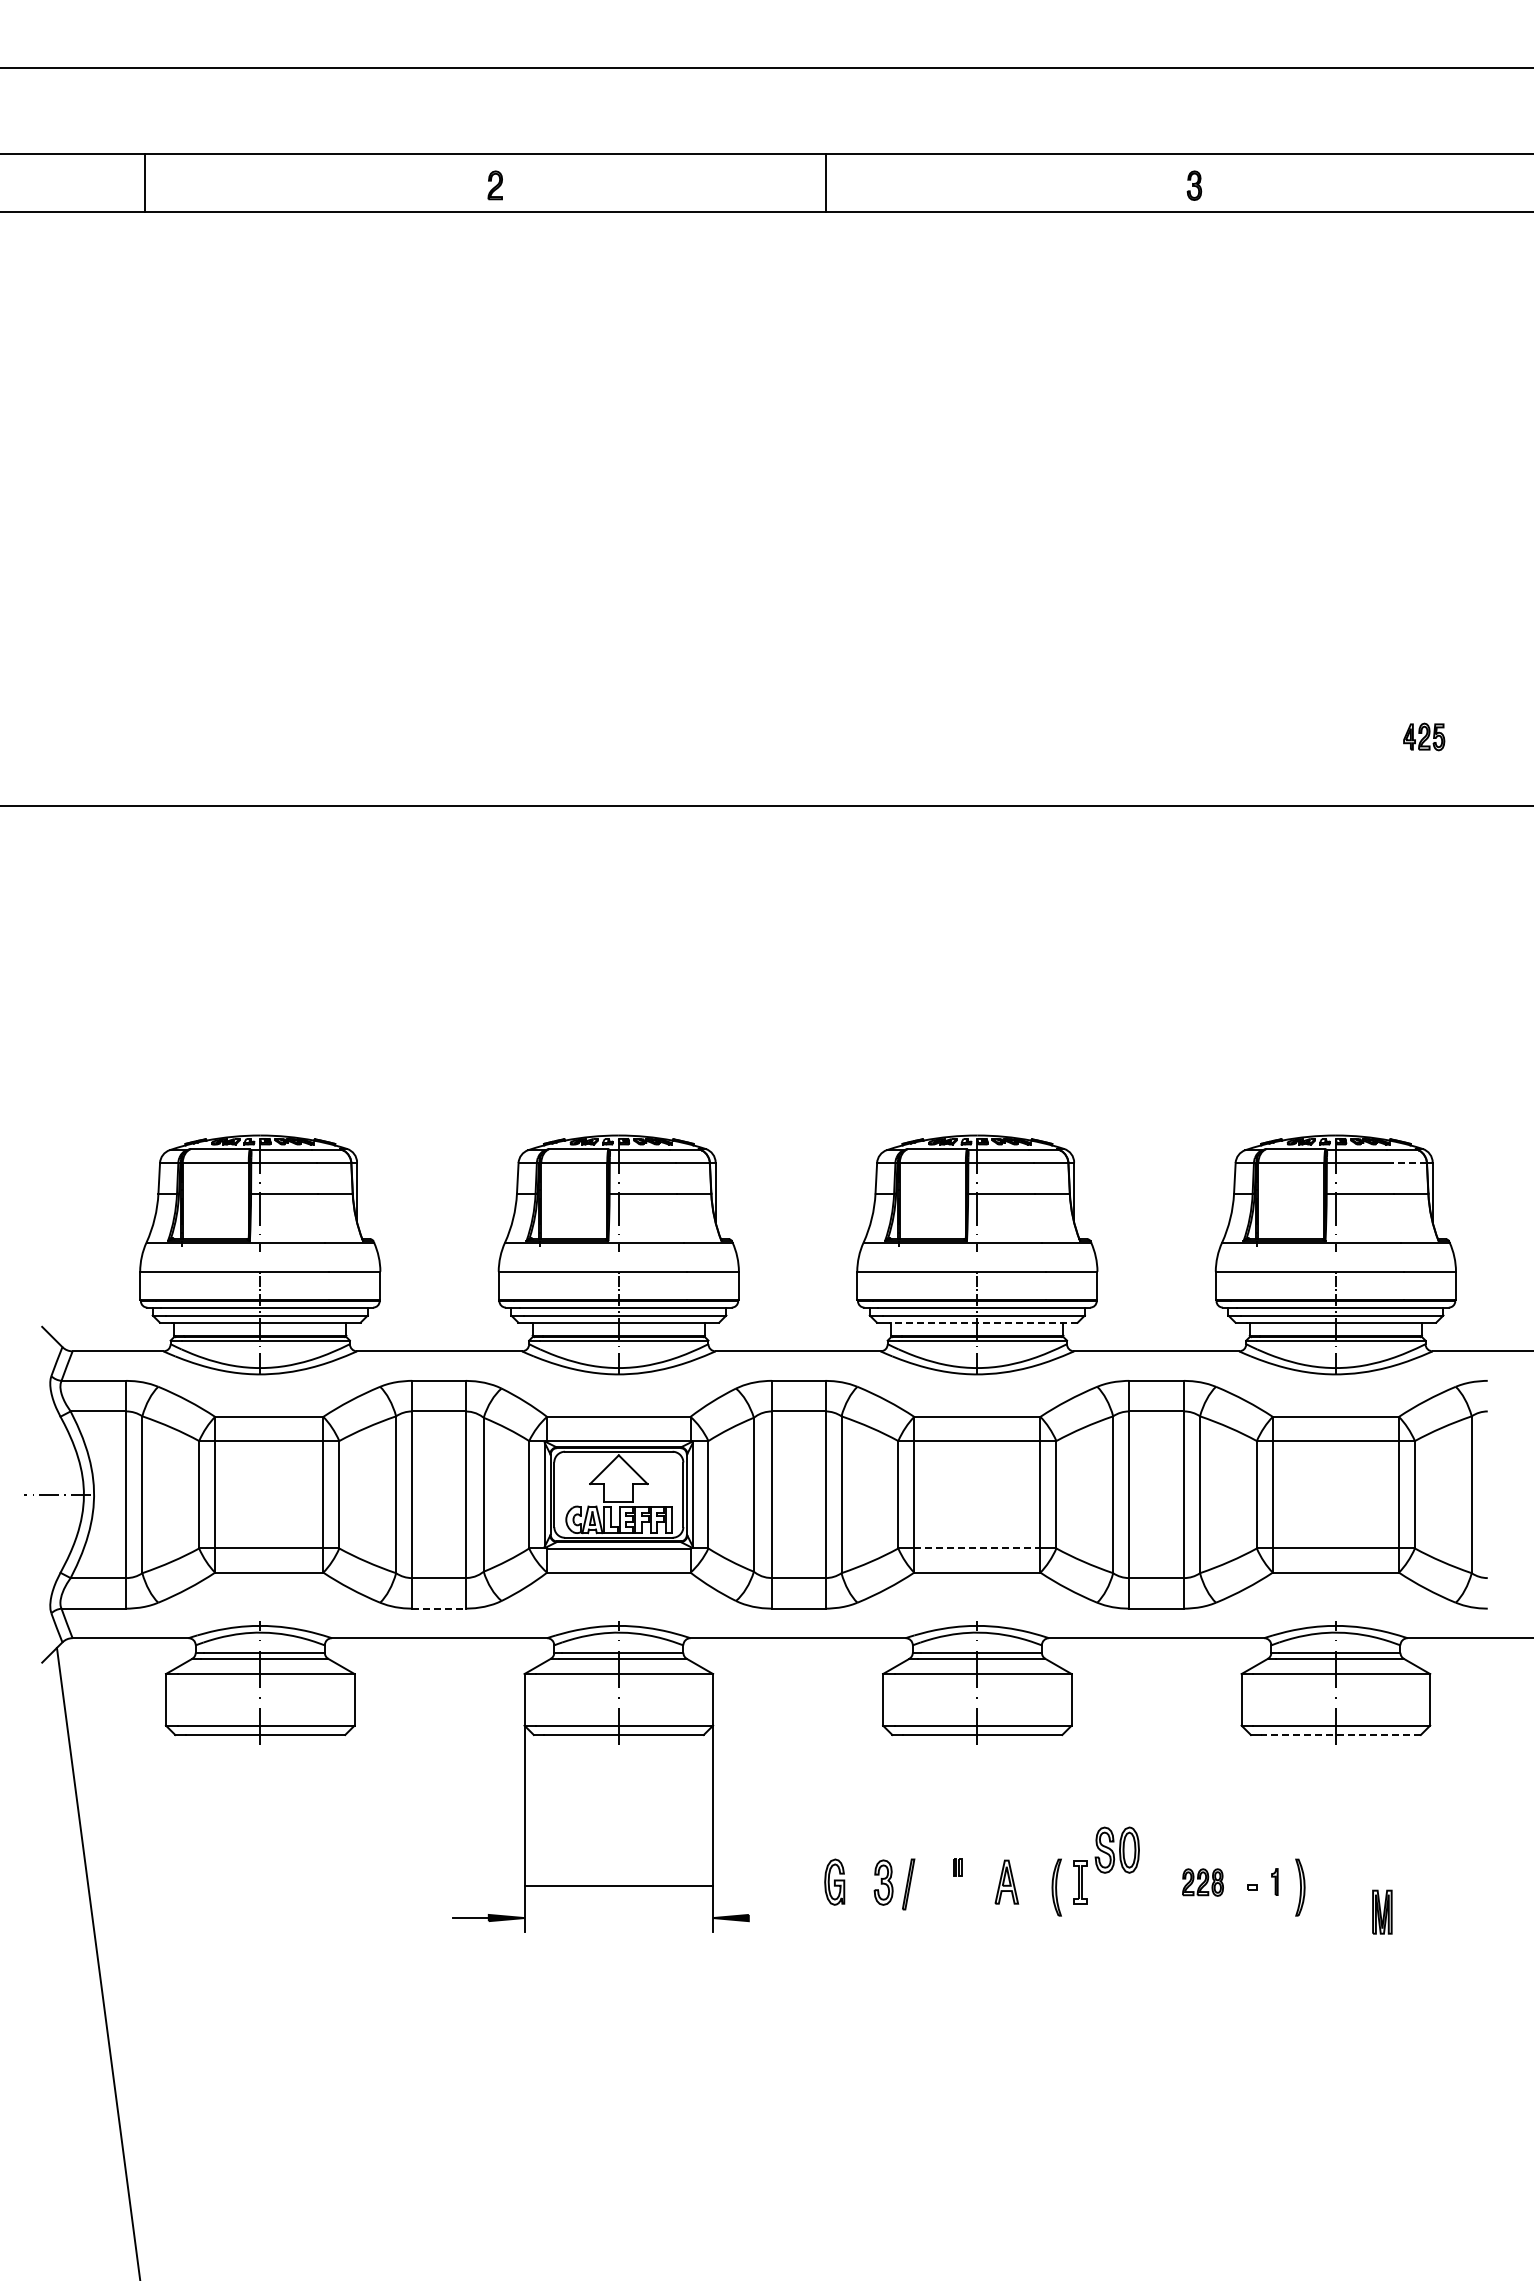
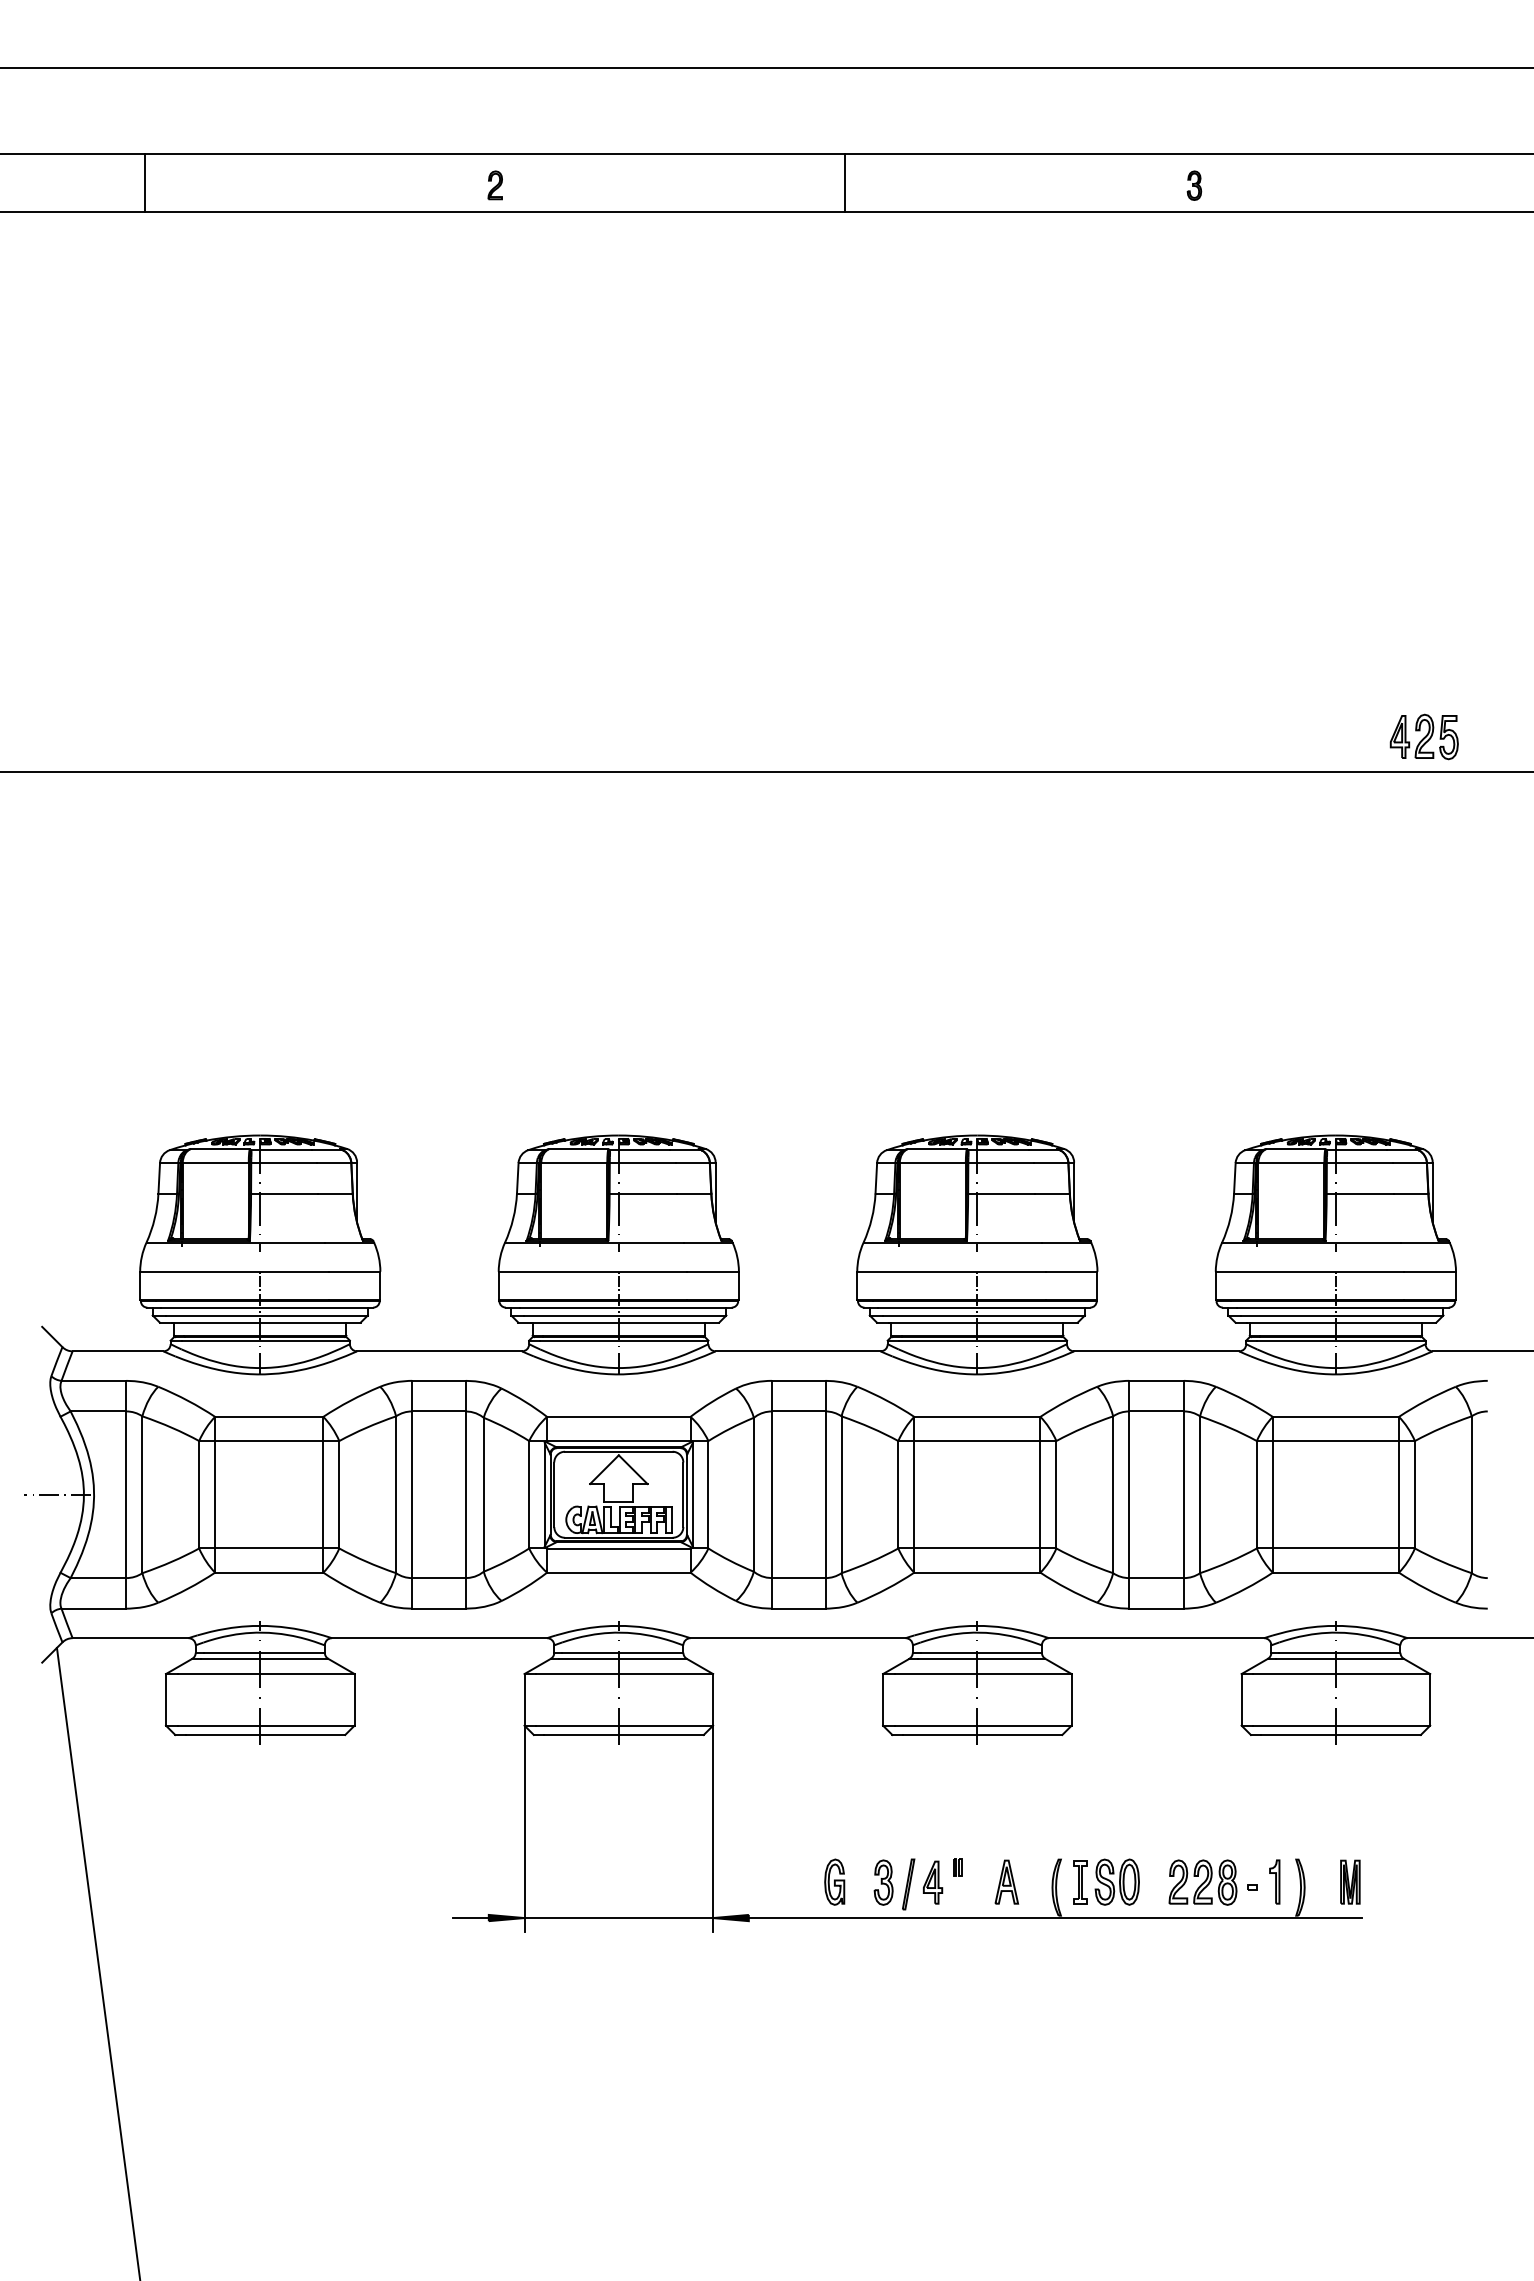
line position: (825, 182) -> (844, 182) (844, 182)
part size: 43x30 px -> 70x48 px (1423, 736)
line position: (766, 806) -> (766, 772) (766, 772)
line: dashed -> solid (1409, 1163)
line: dashed -> solid (982, 1322)
line: dashed -> solid (977, 1548)
line: dashed -> solid (438, 1608)
line: dashed -> solid (1341, 1734)
part position: (1116, 1849) -> (1116, 1881) (1116, 1881)
part size: 8x28 px -> 12x46 px (1274, 1881)
part: none -> present (933, 1882)
part size: 42x29 px -> 70x47 px (1202, 1882)
line position: (618, 1886) -> (618, 1918) (618, 1918)
part position: (1382, 1911) -> (1350, 1881) (1350, 1881)
line: none -> present (1054, 1918)
